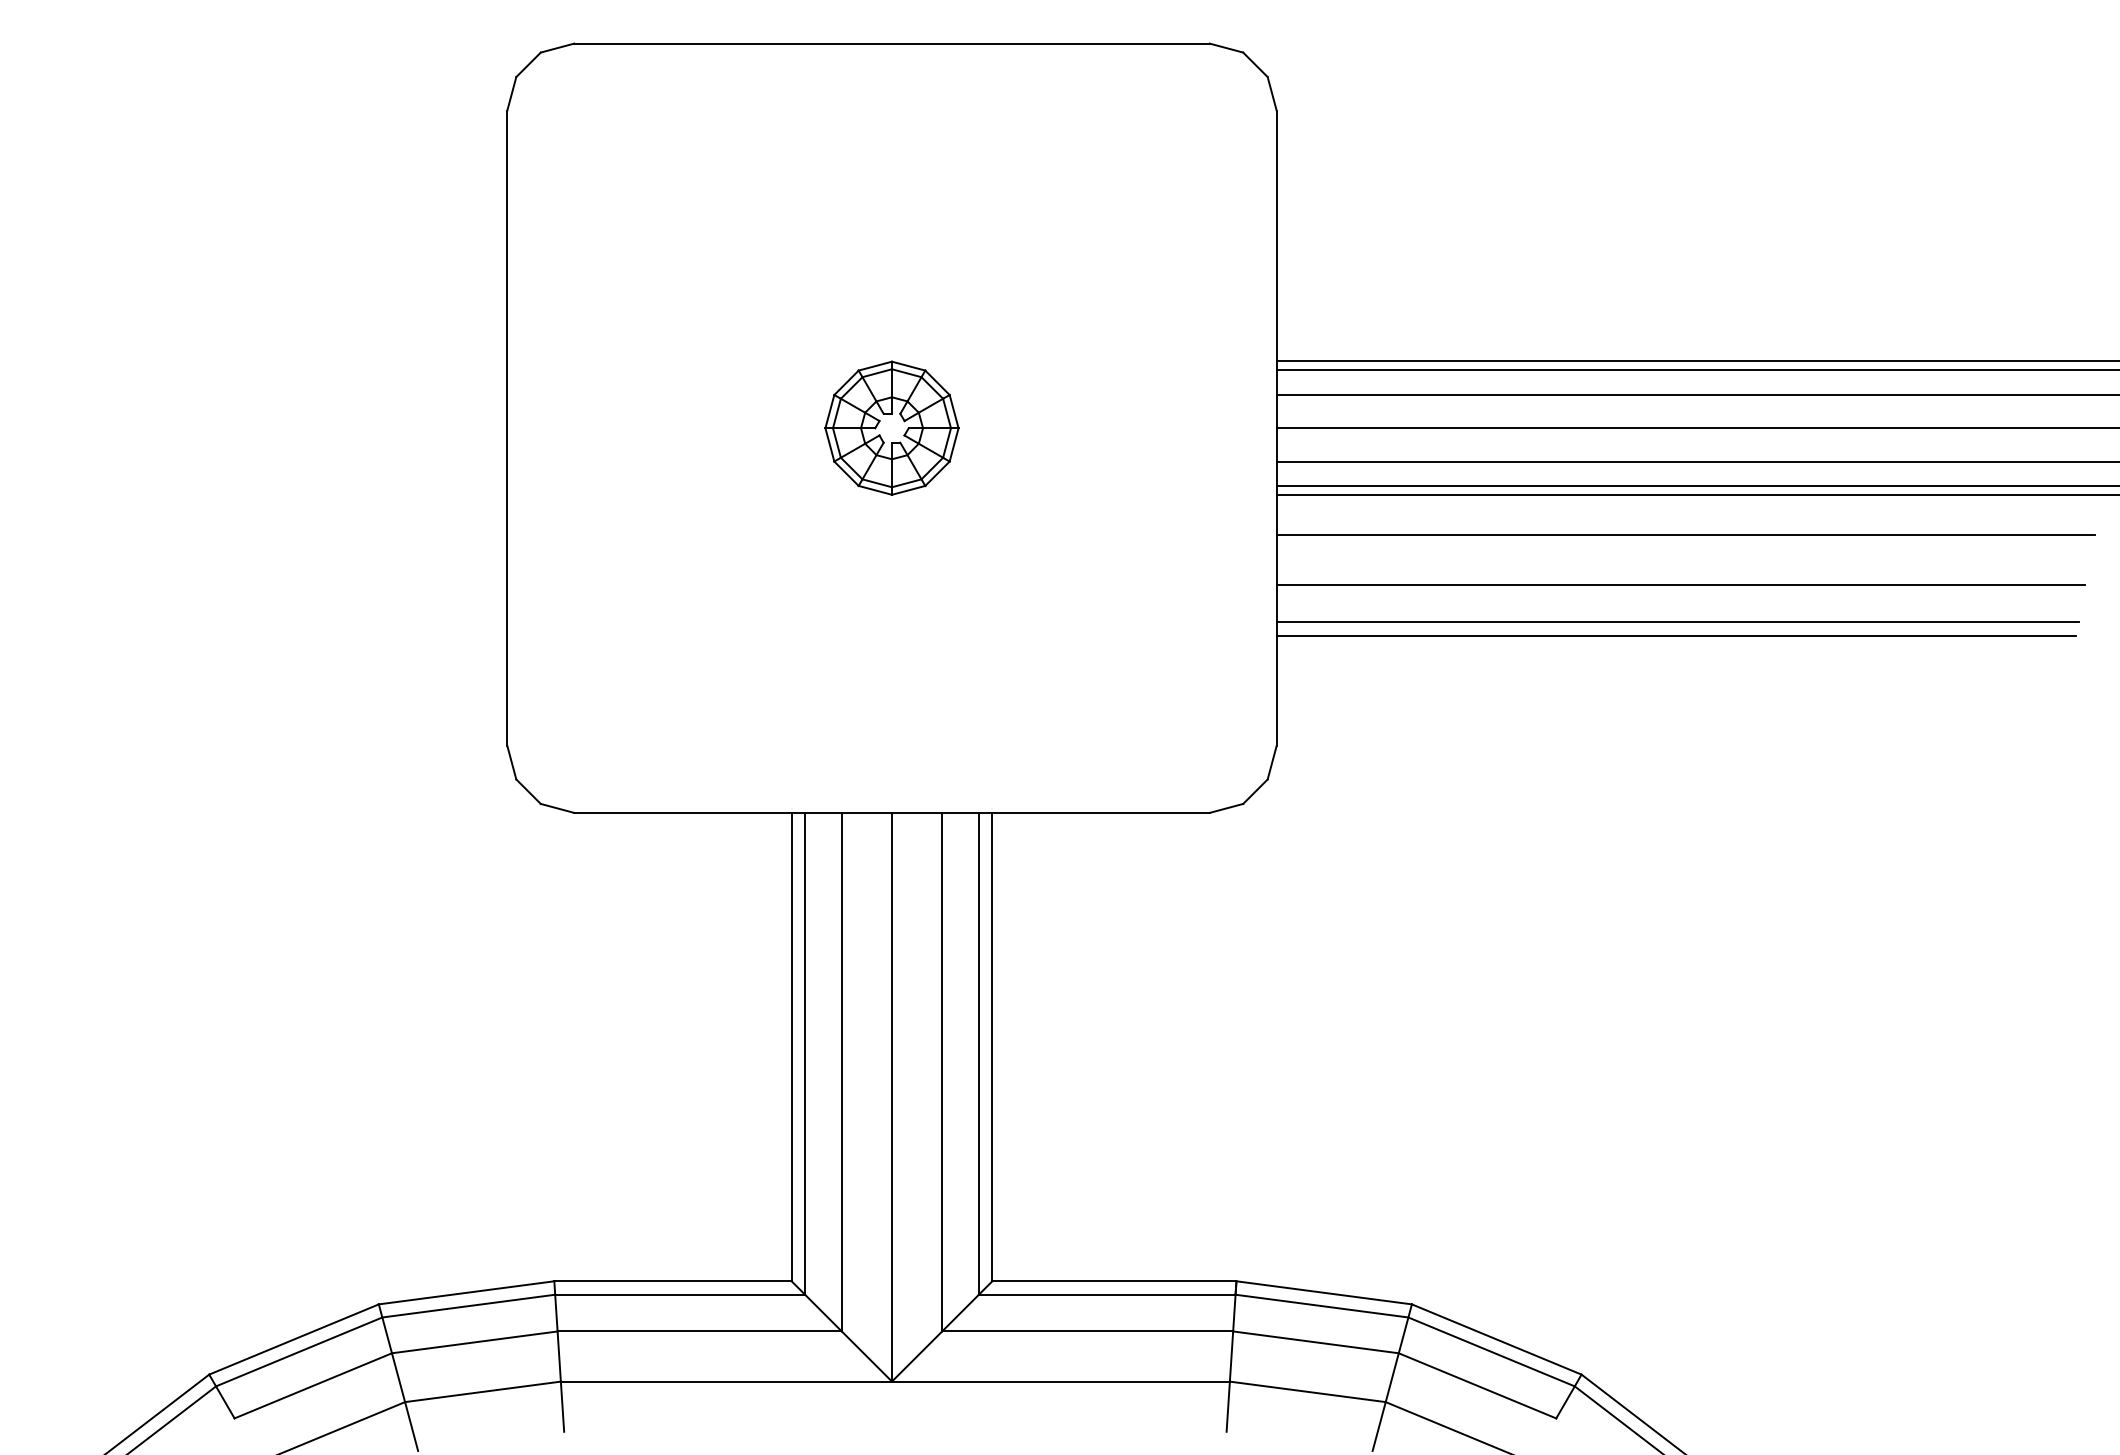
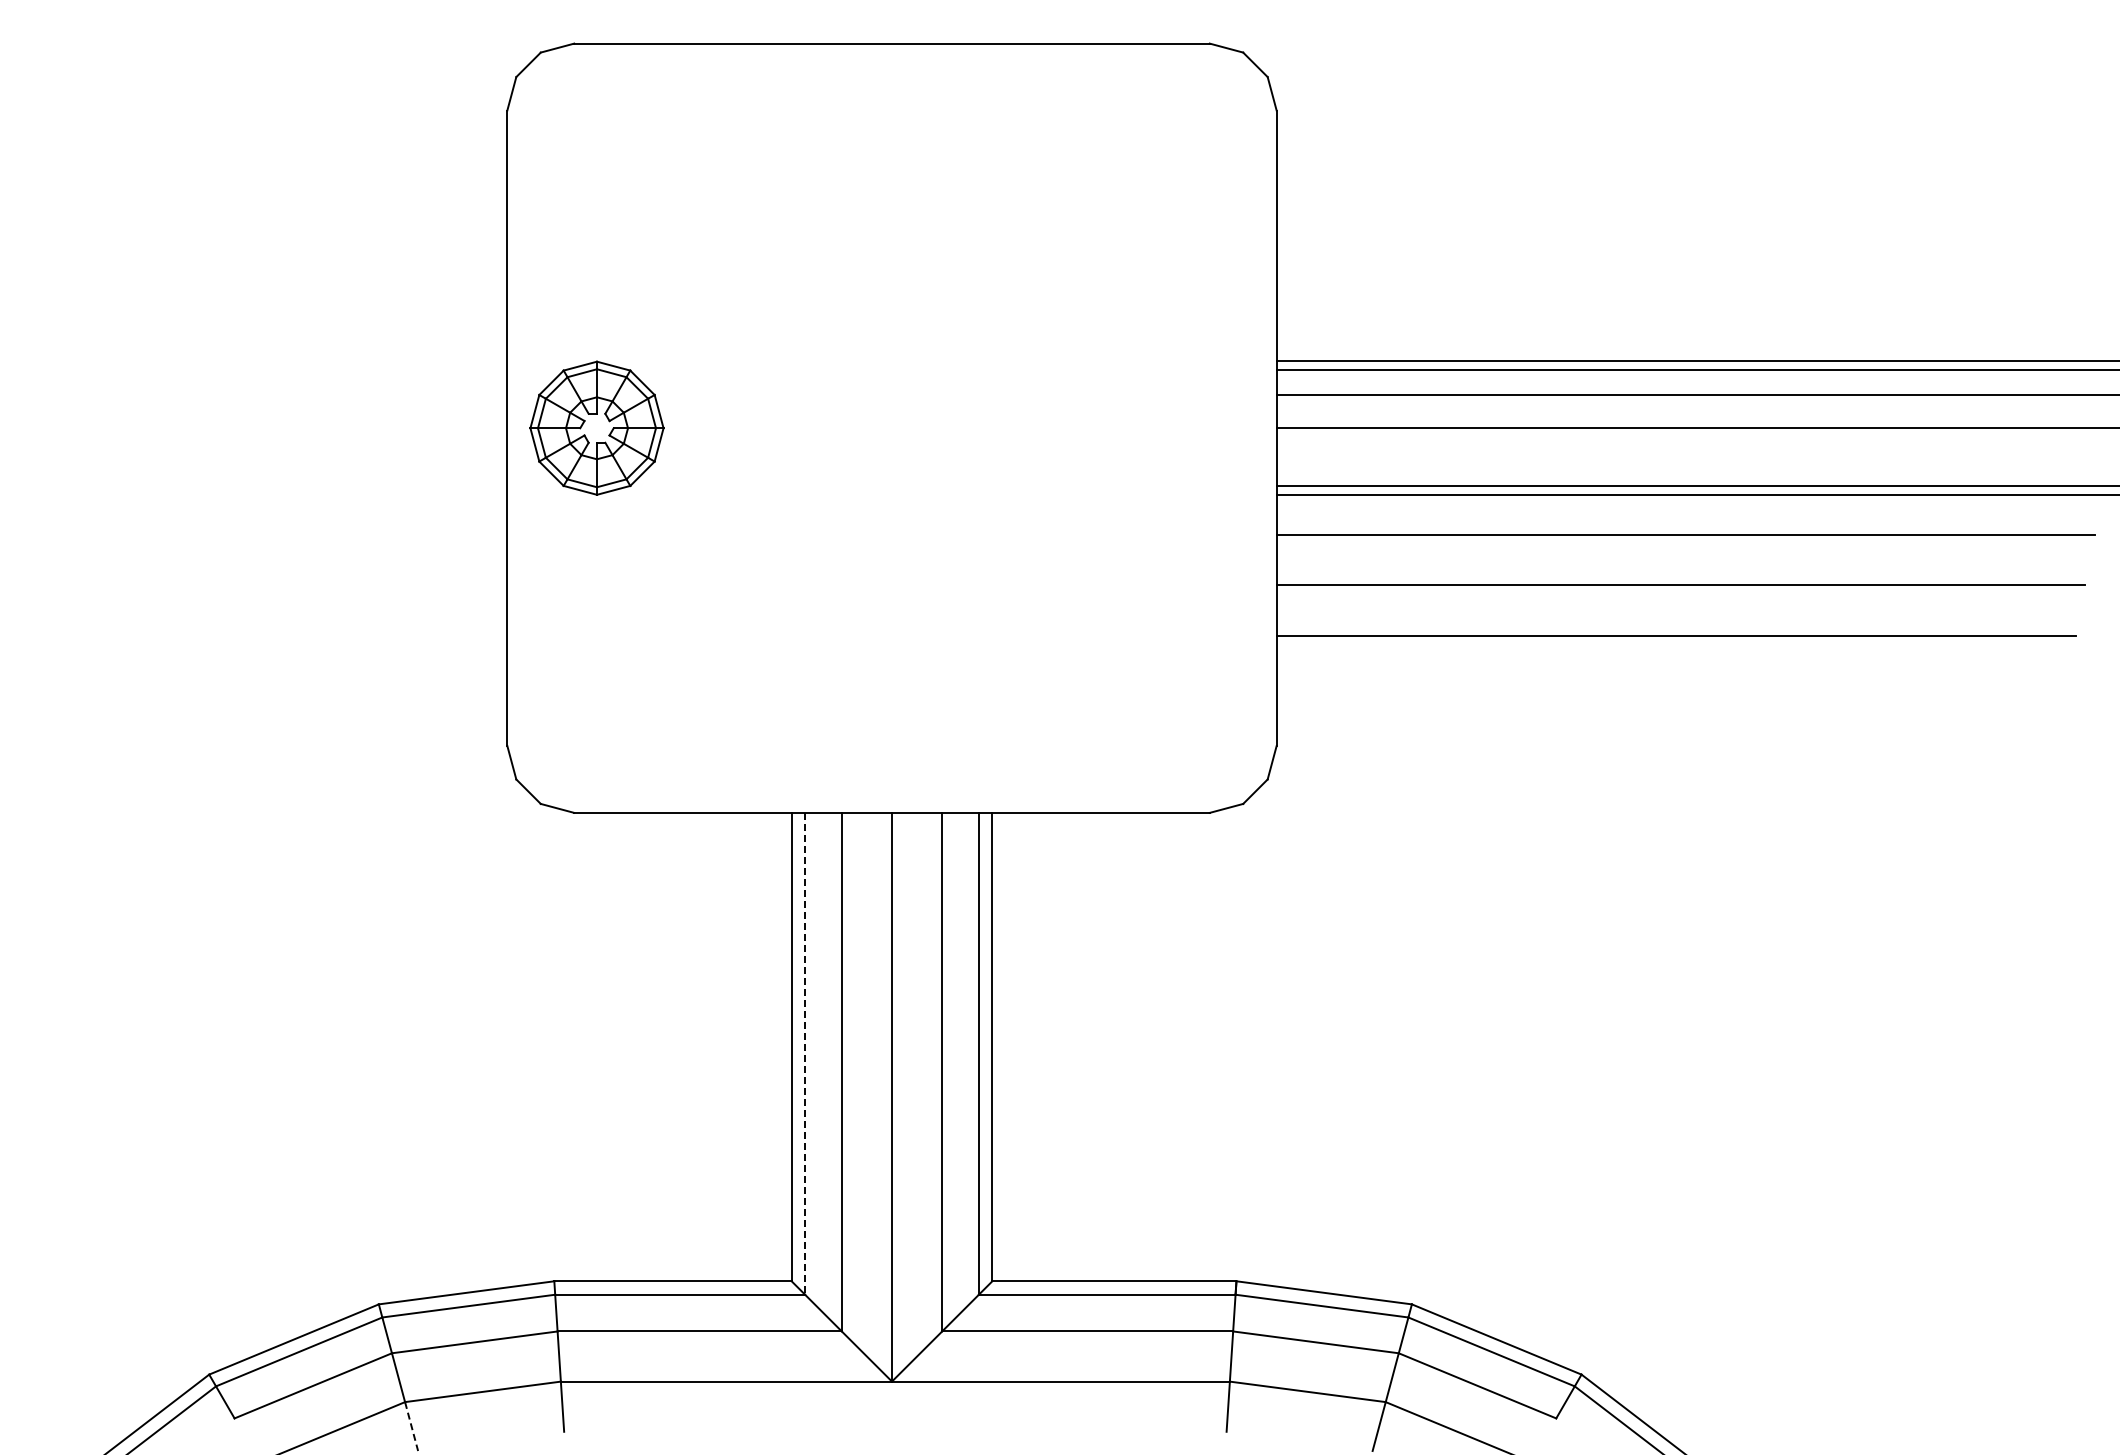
part position: (891, 427) -> (596, 427) (596, 427)
line: present -> none (1696, 461)
line: present -> none (1677, 622)
line: solid -> dashed (805, 1053)
line: solid -> dashed (411, 1427)
